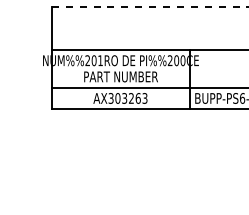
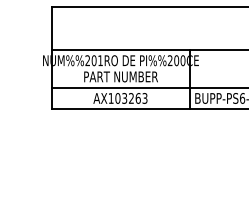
line: dashed -> solid (150, 6)
text: AX303263 -> AX103263 (110, 98)
